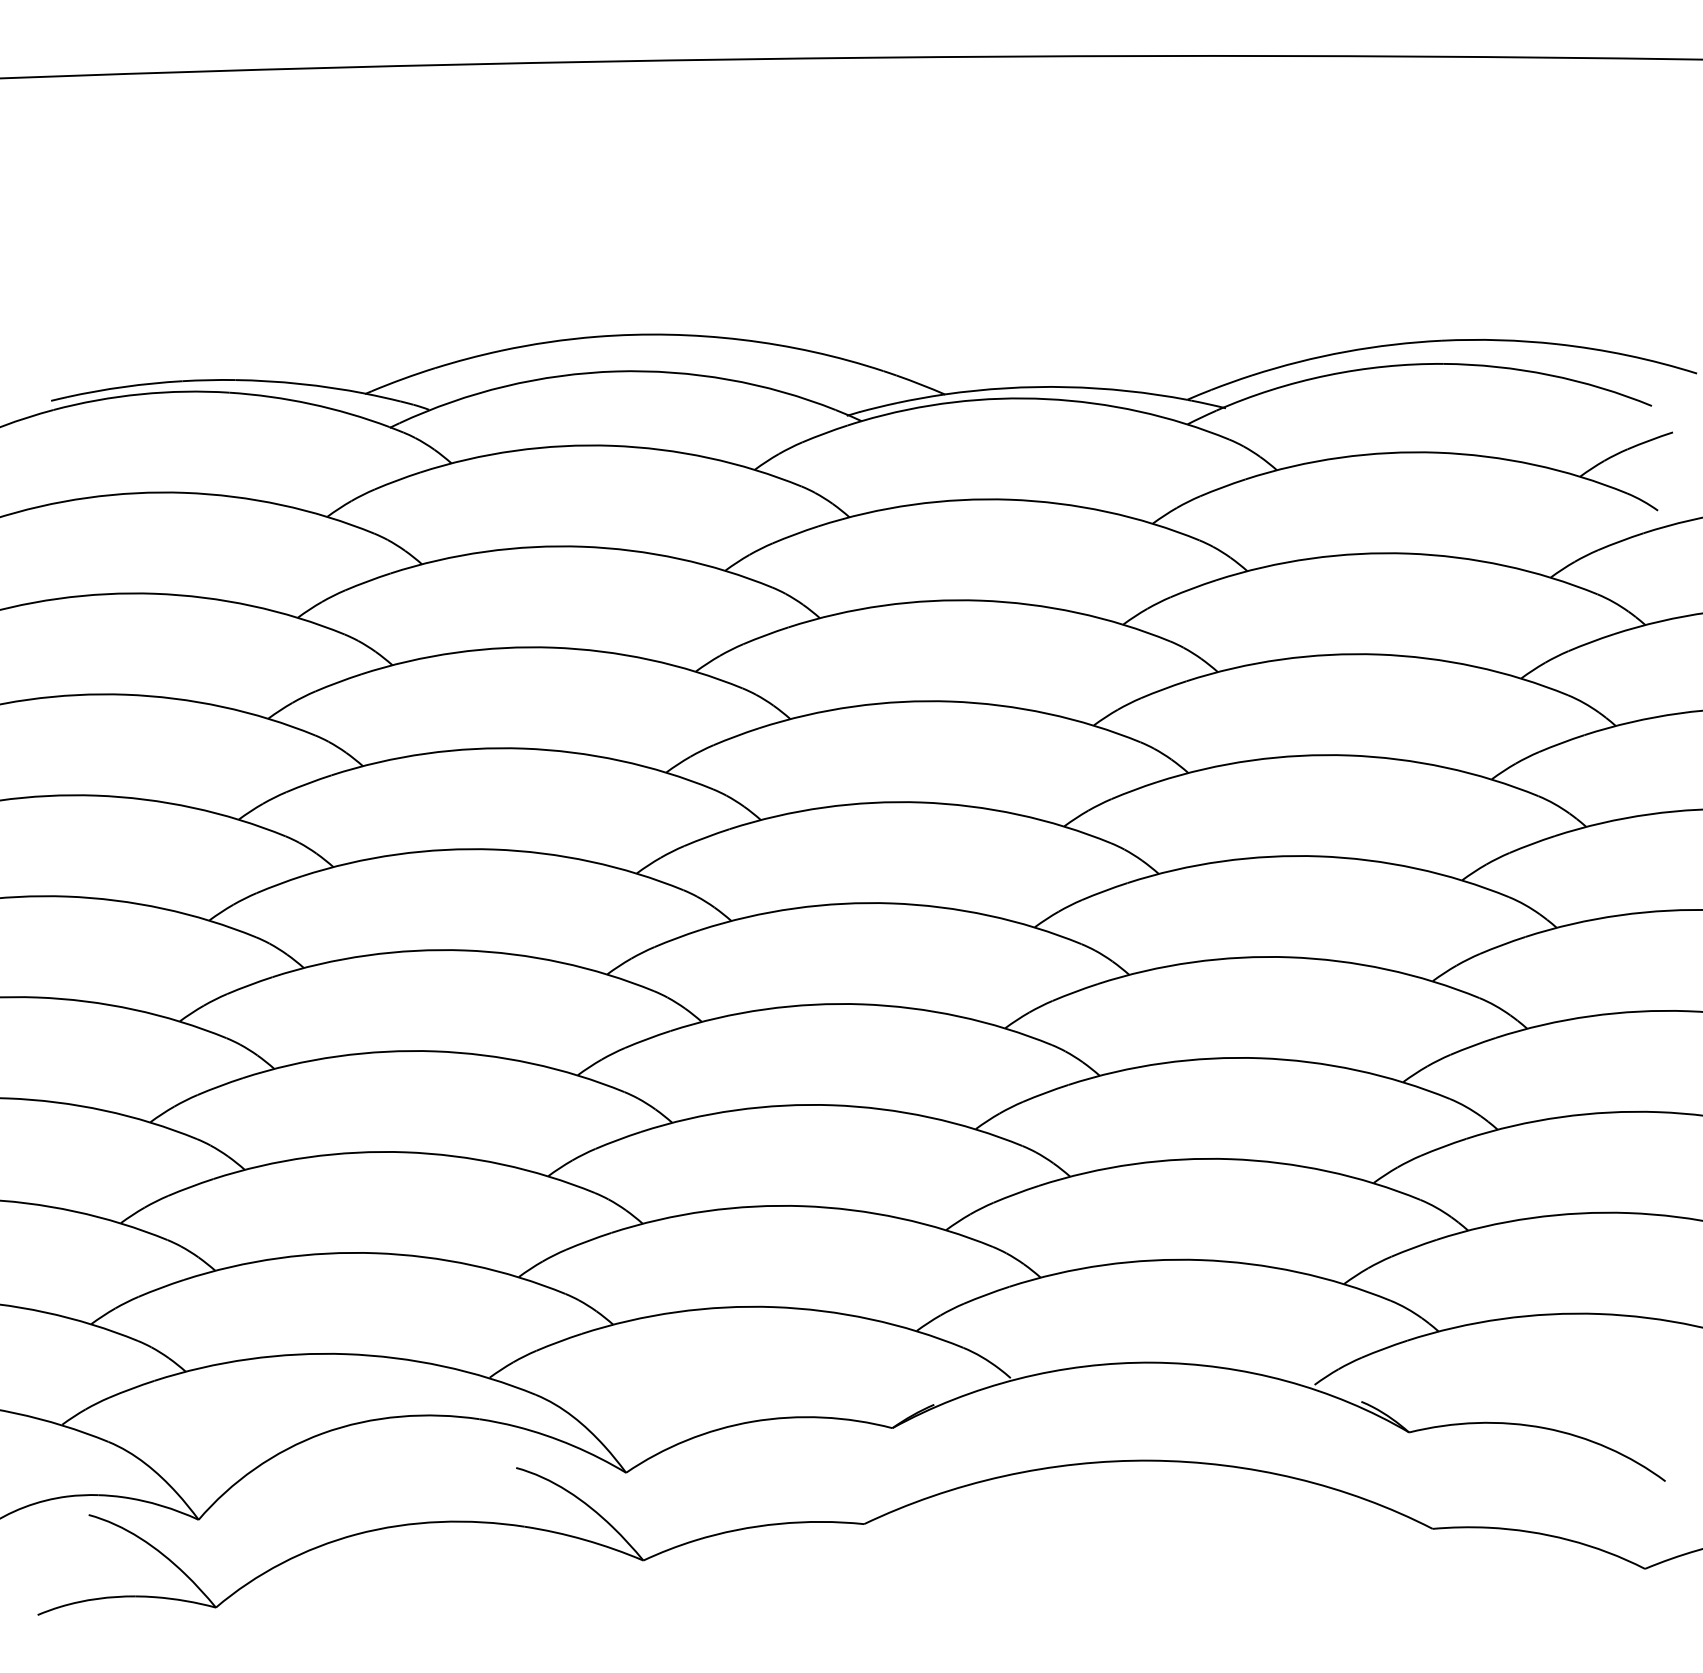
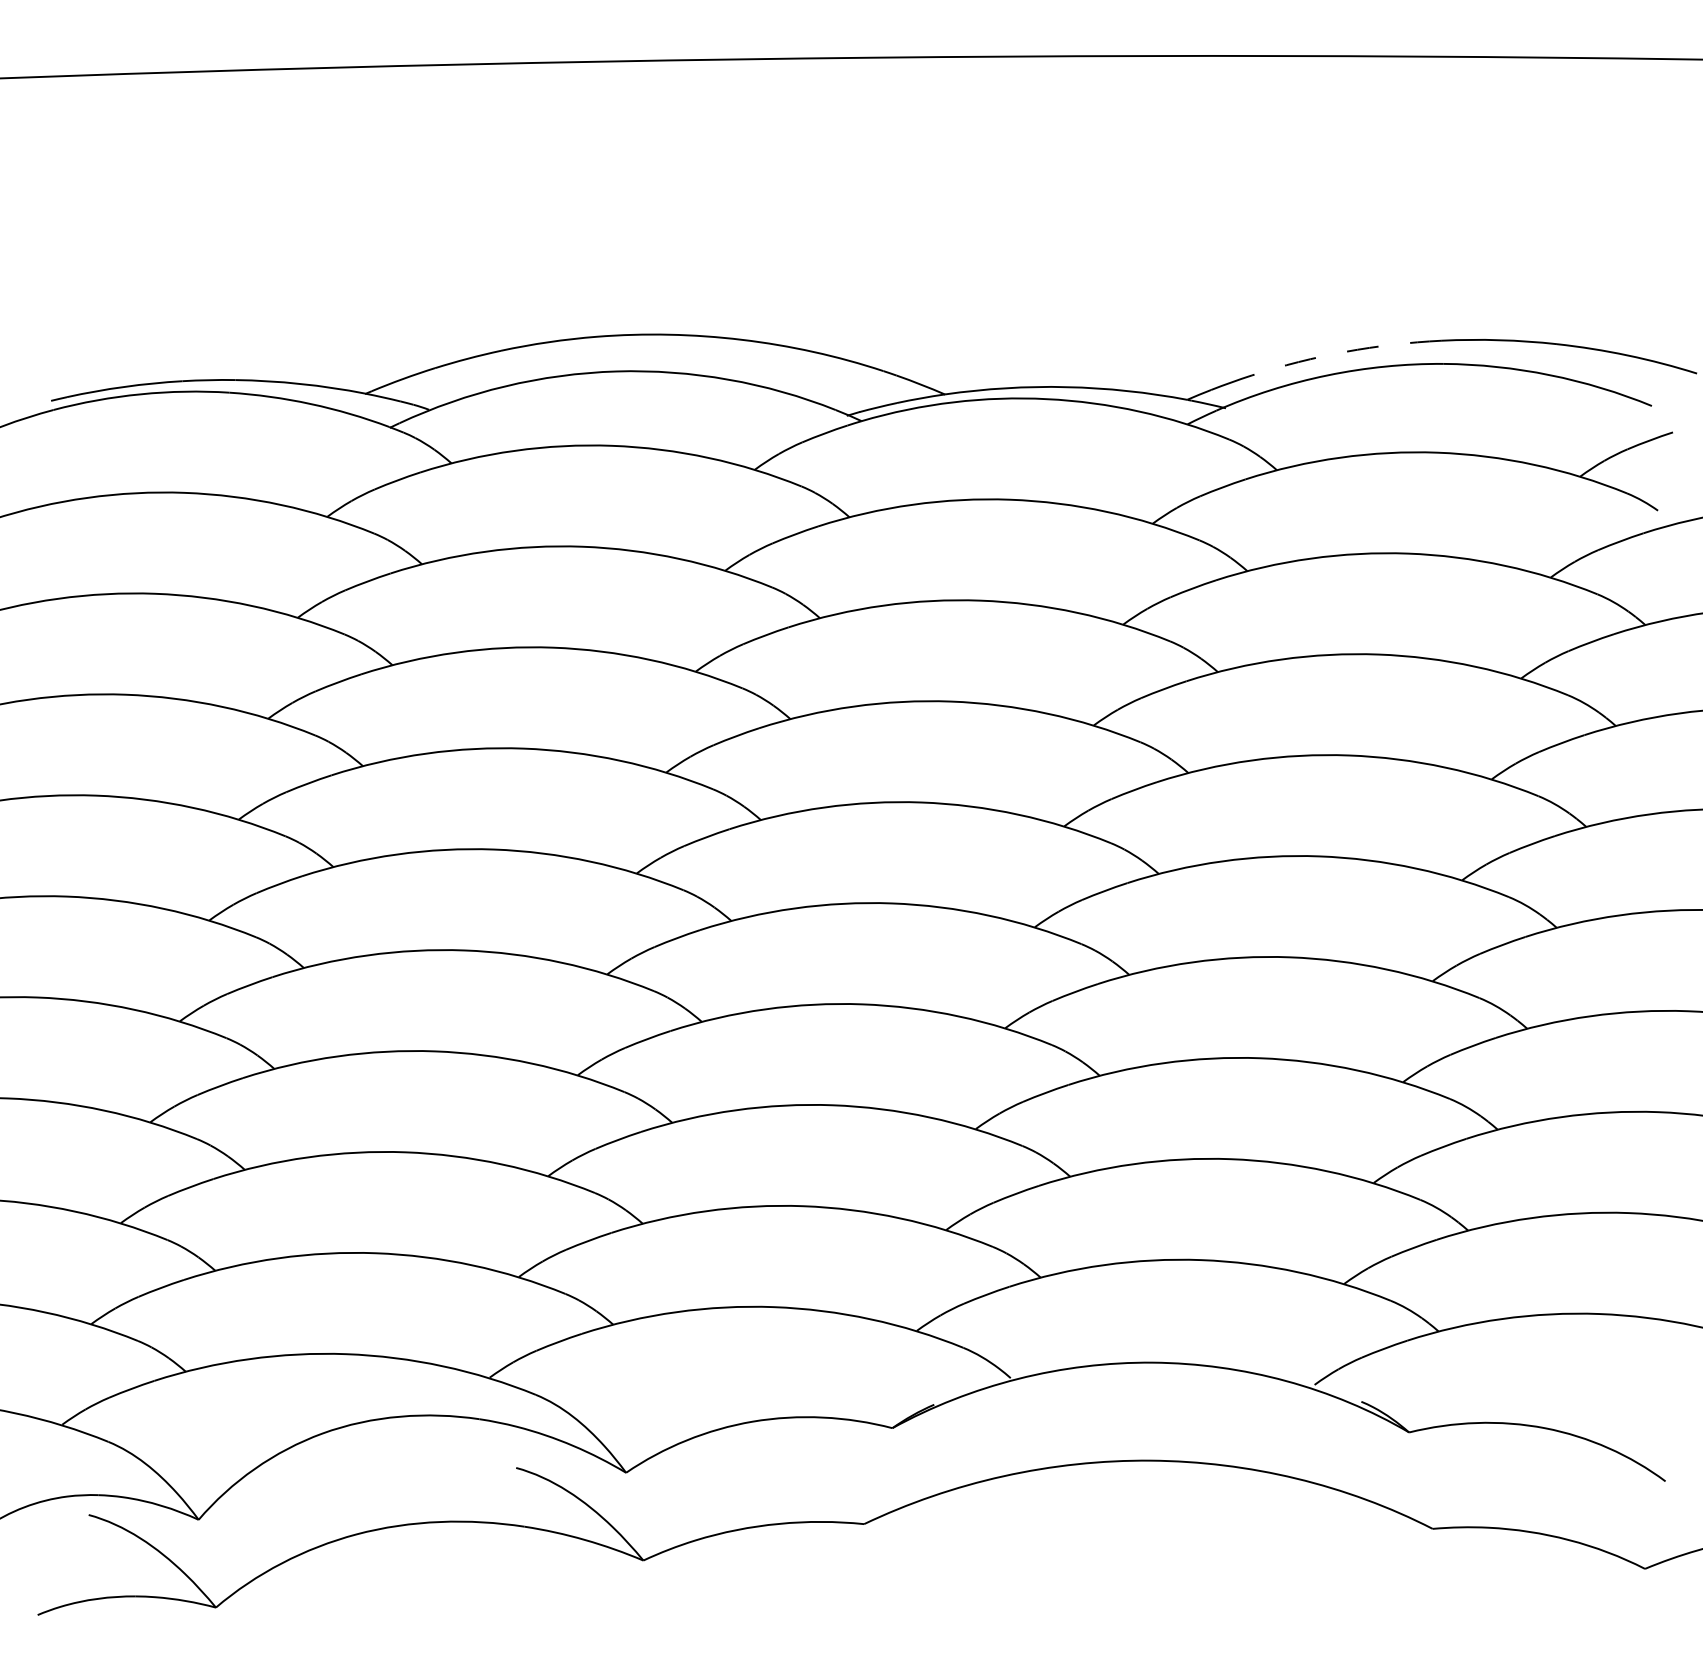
arc: solid -> dashed (1345, 351)
